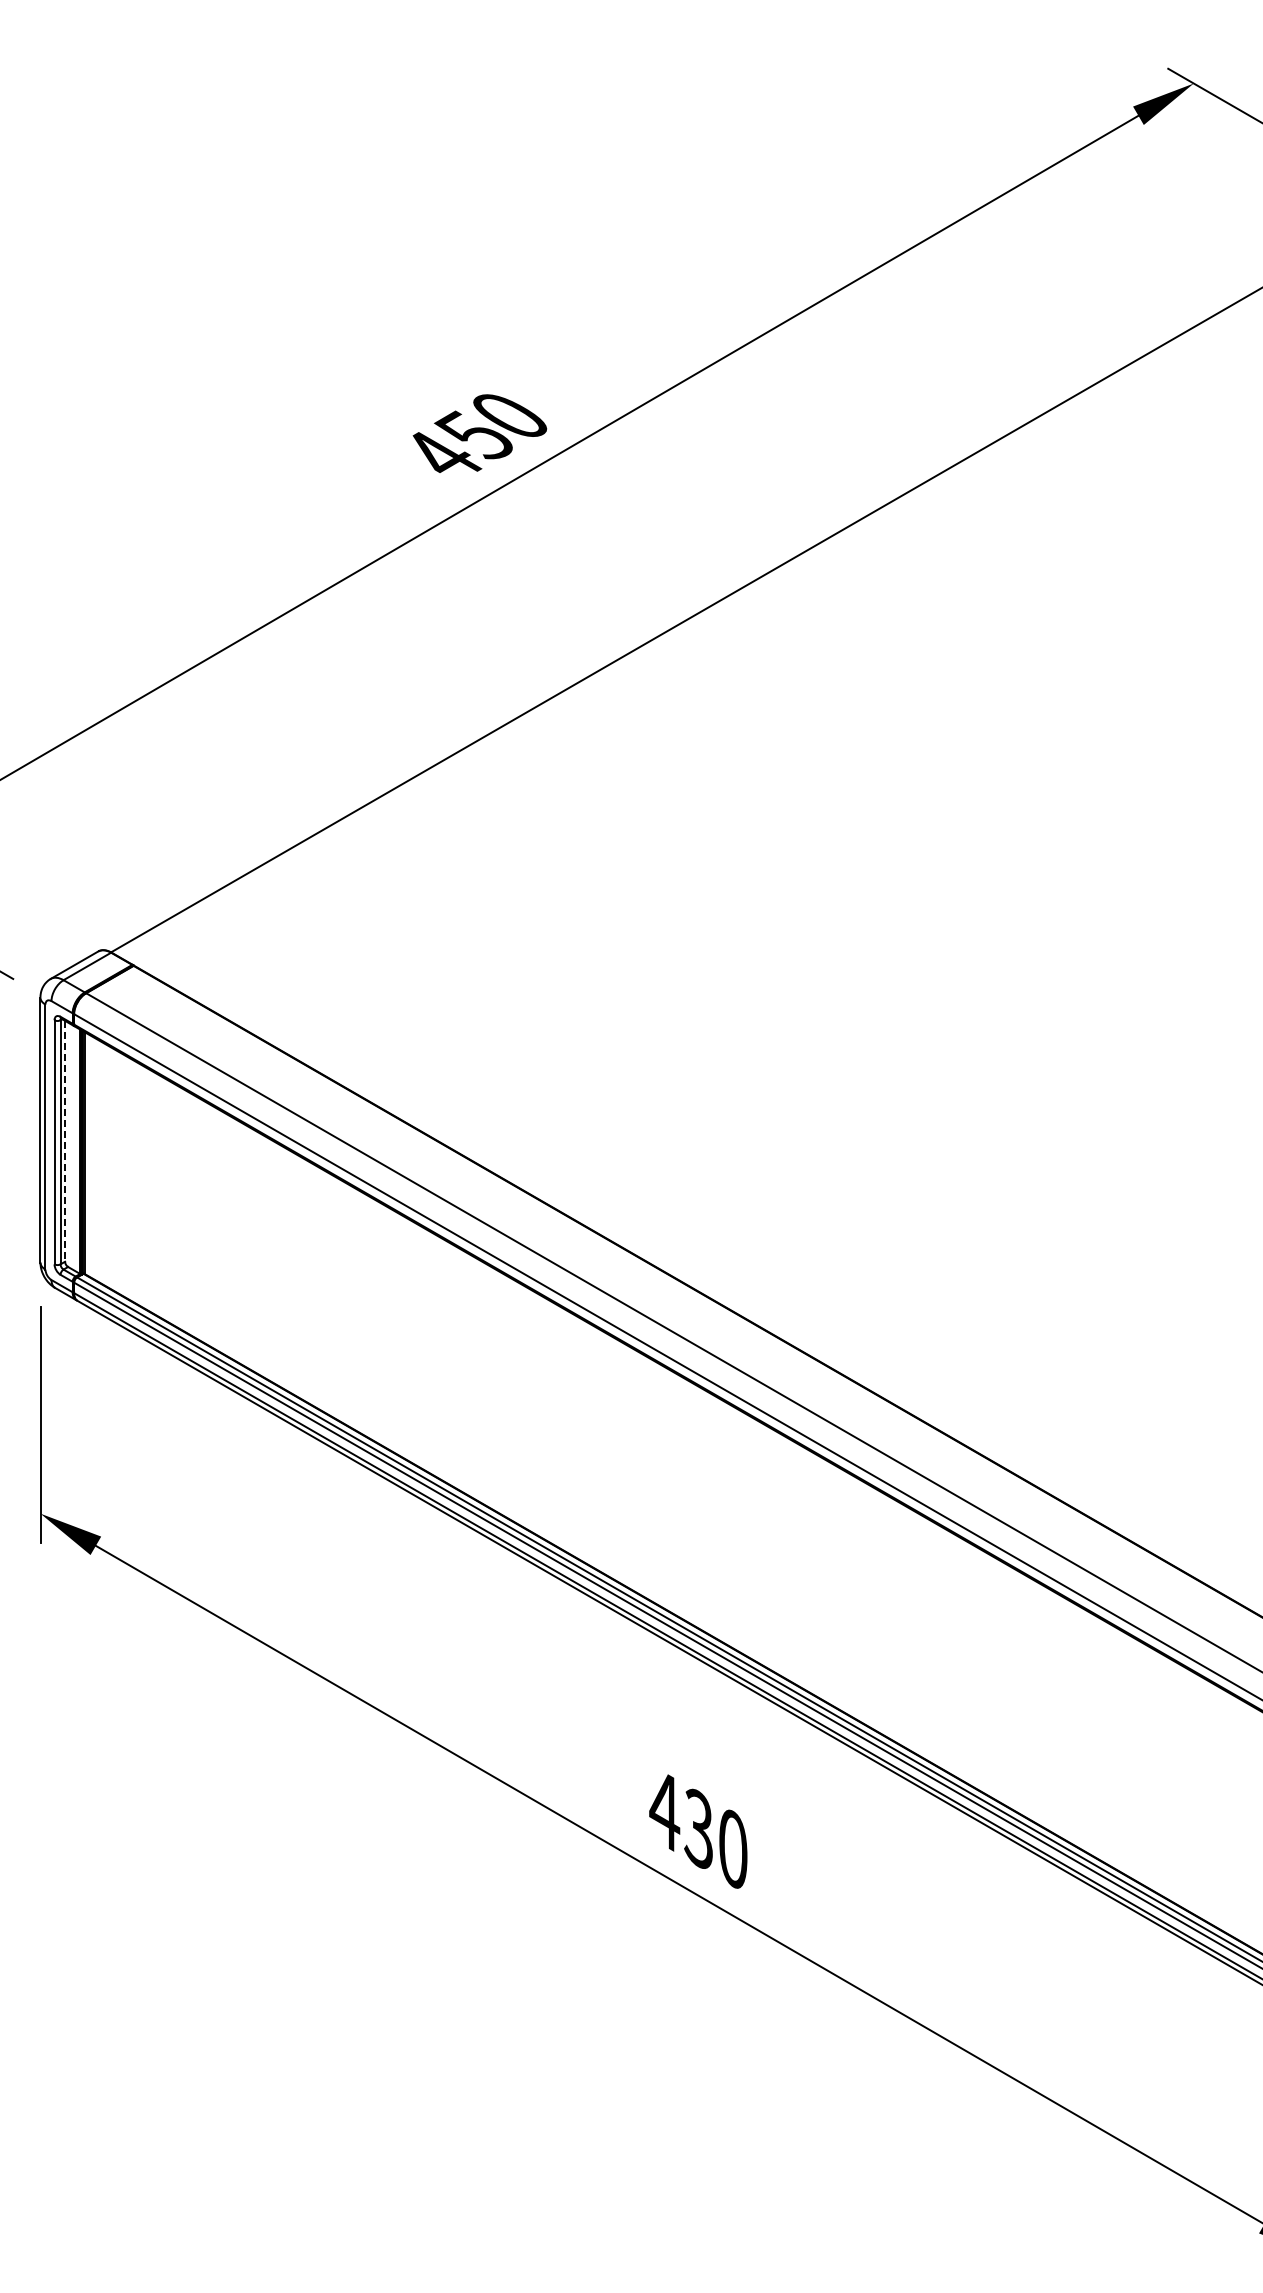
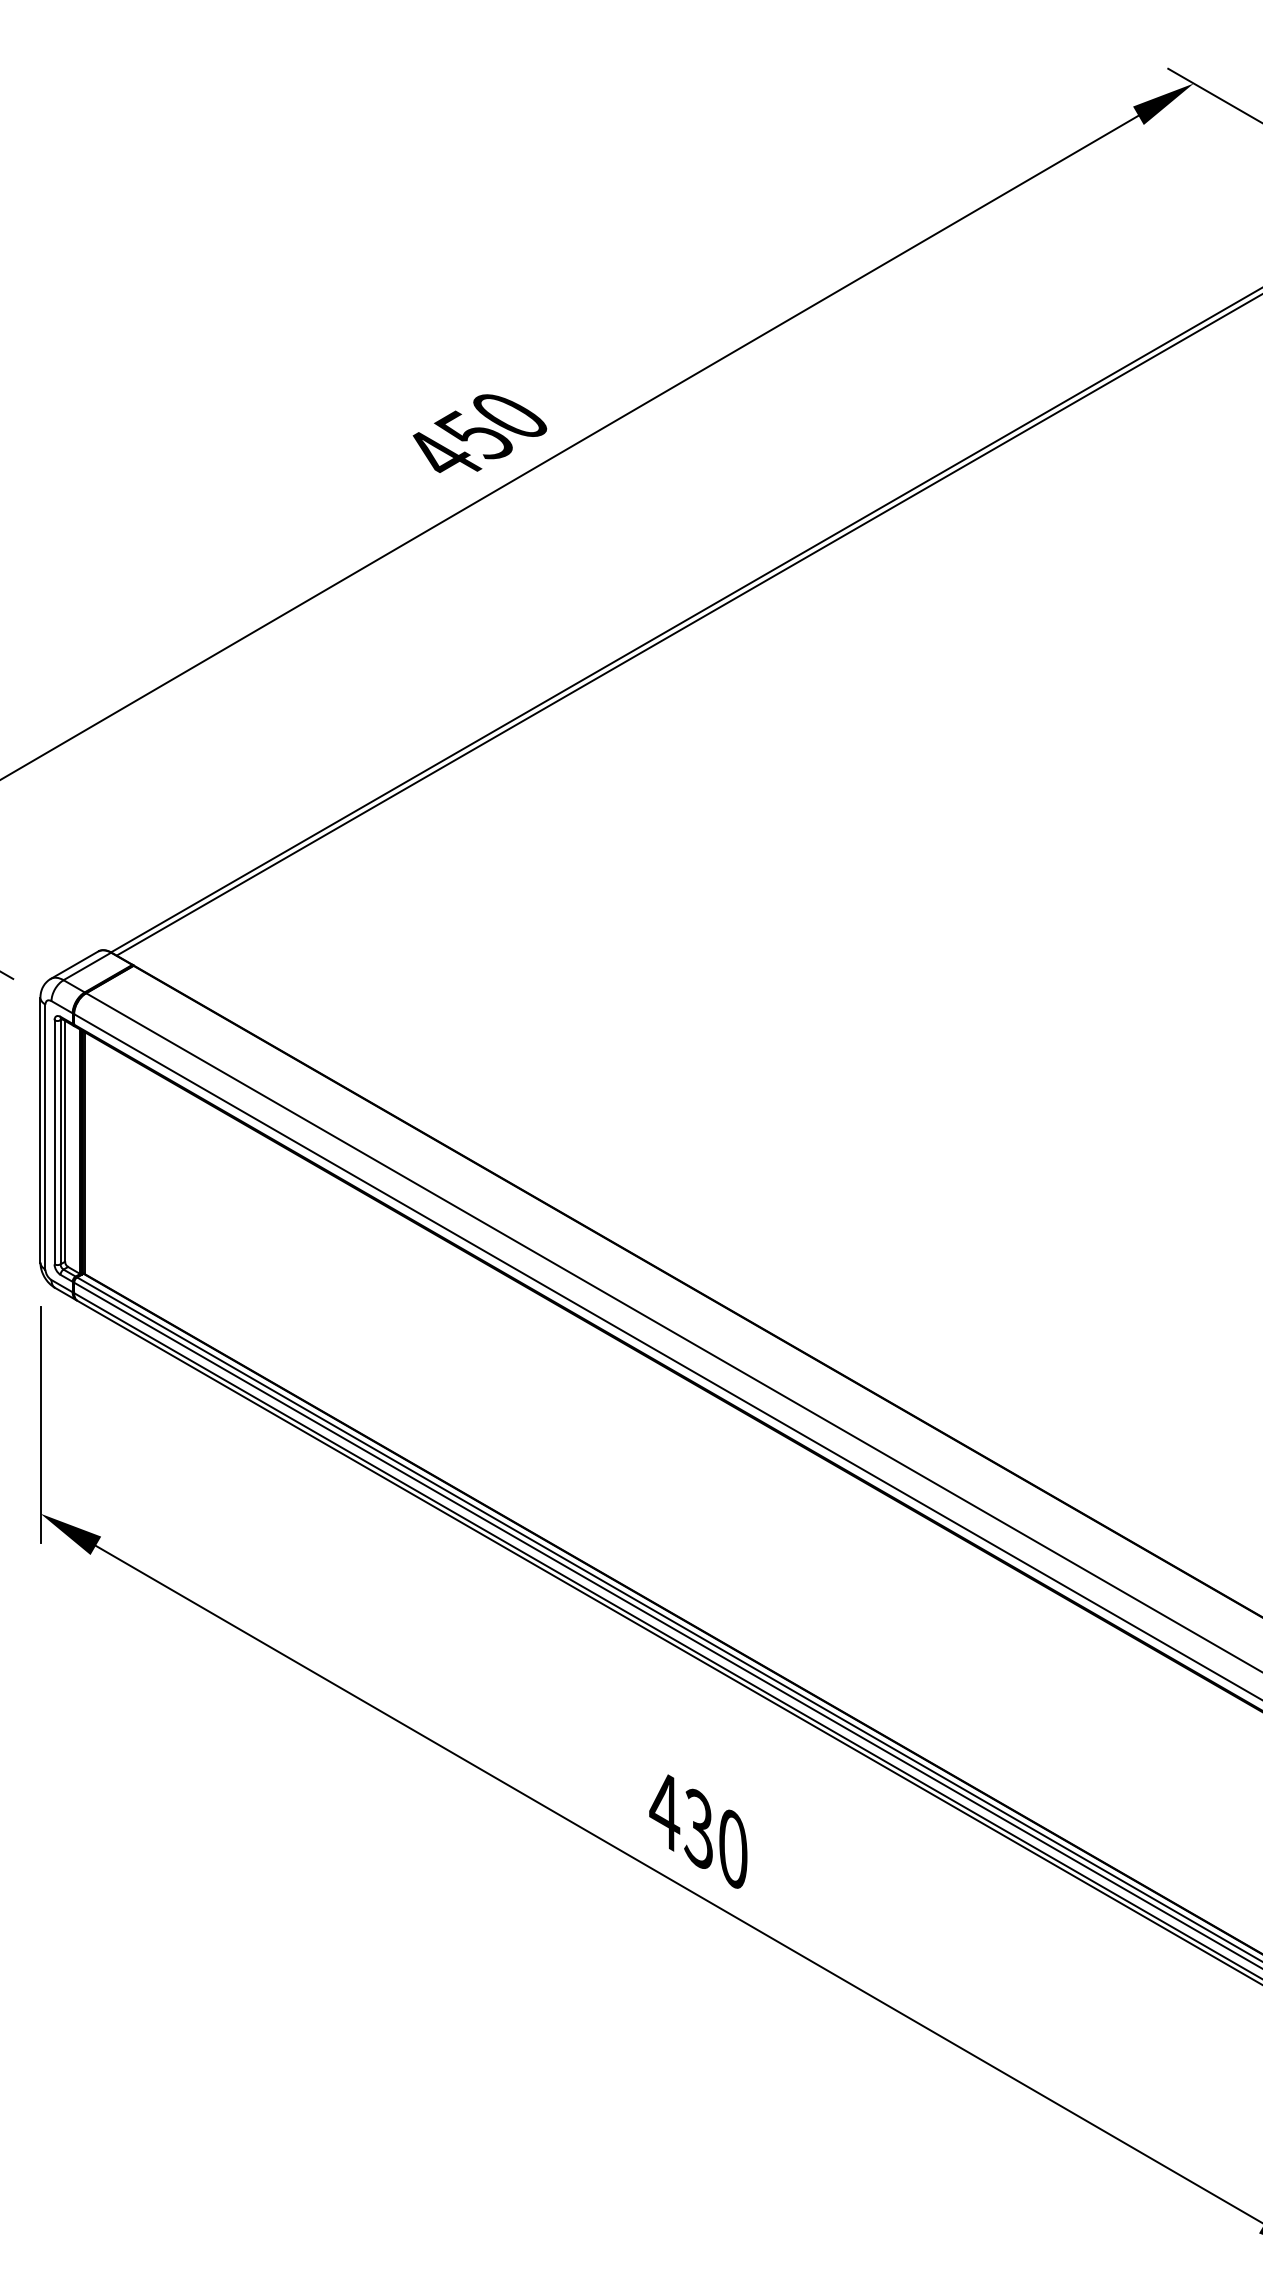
line: none -> present (687, 625)
line: dashed -> solid (65, 1141)
